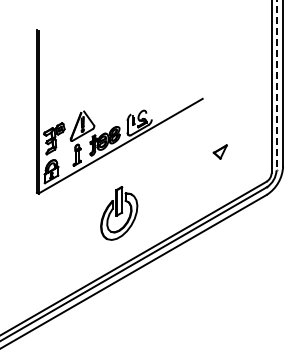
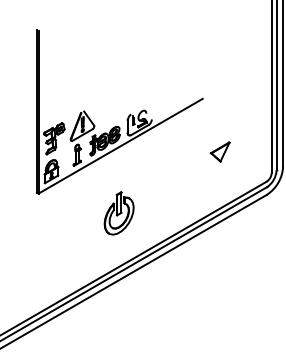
line: dashed -> solid (276, 85)
part size: 16x16 px -> 21x22 px (220, 151)
part size: 39x55 px -> 32x45 px (118, 213)
